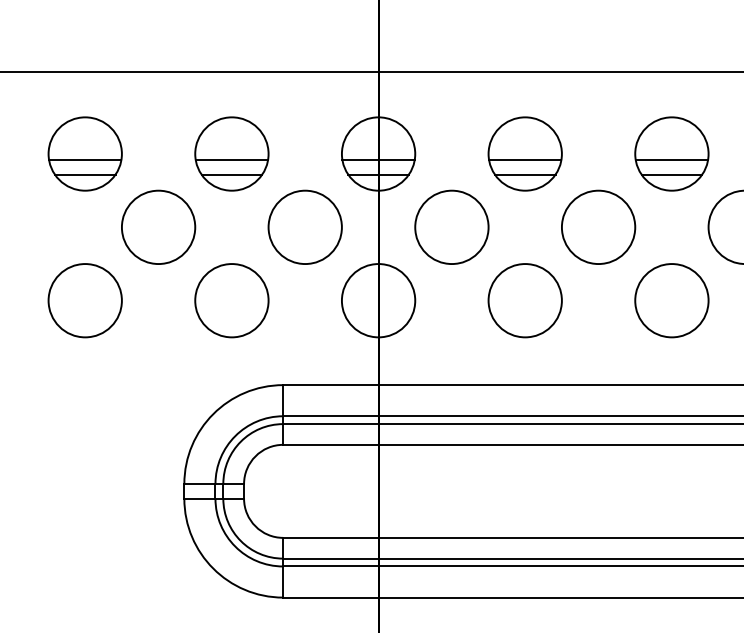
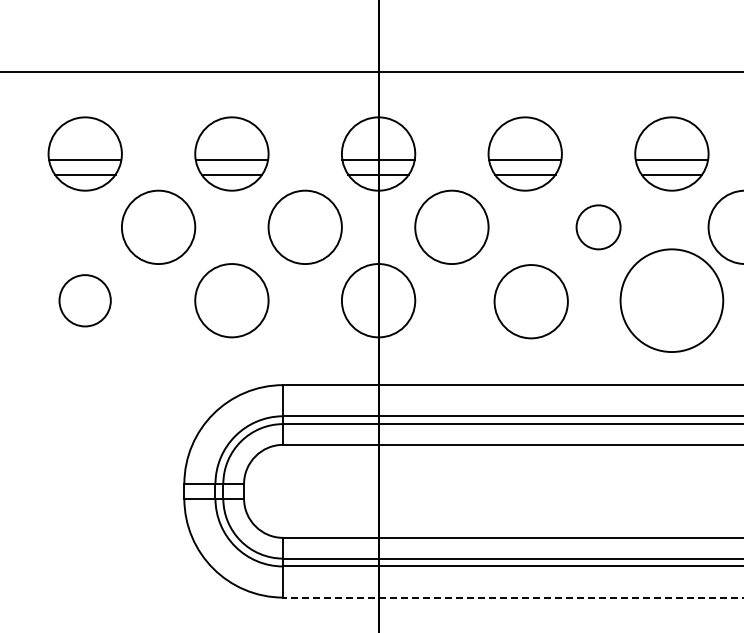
circle diameter: 73 px -> 44 px (598, 227)
circle size: 76x76 px -> 54x54 px (84, 300)
circle position: (524, 300) -> (530, 301) (530, 301)
circle diameter: 73 px -> 103 px (671, 300)
line: solid -> dashed (512, 597)
